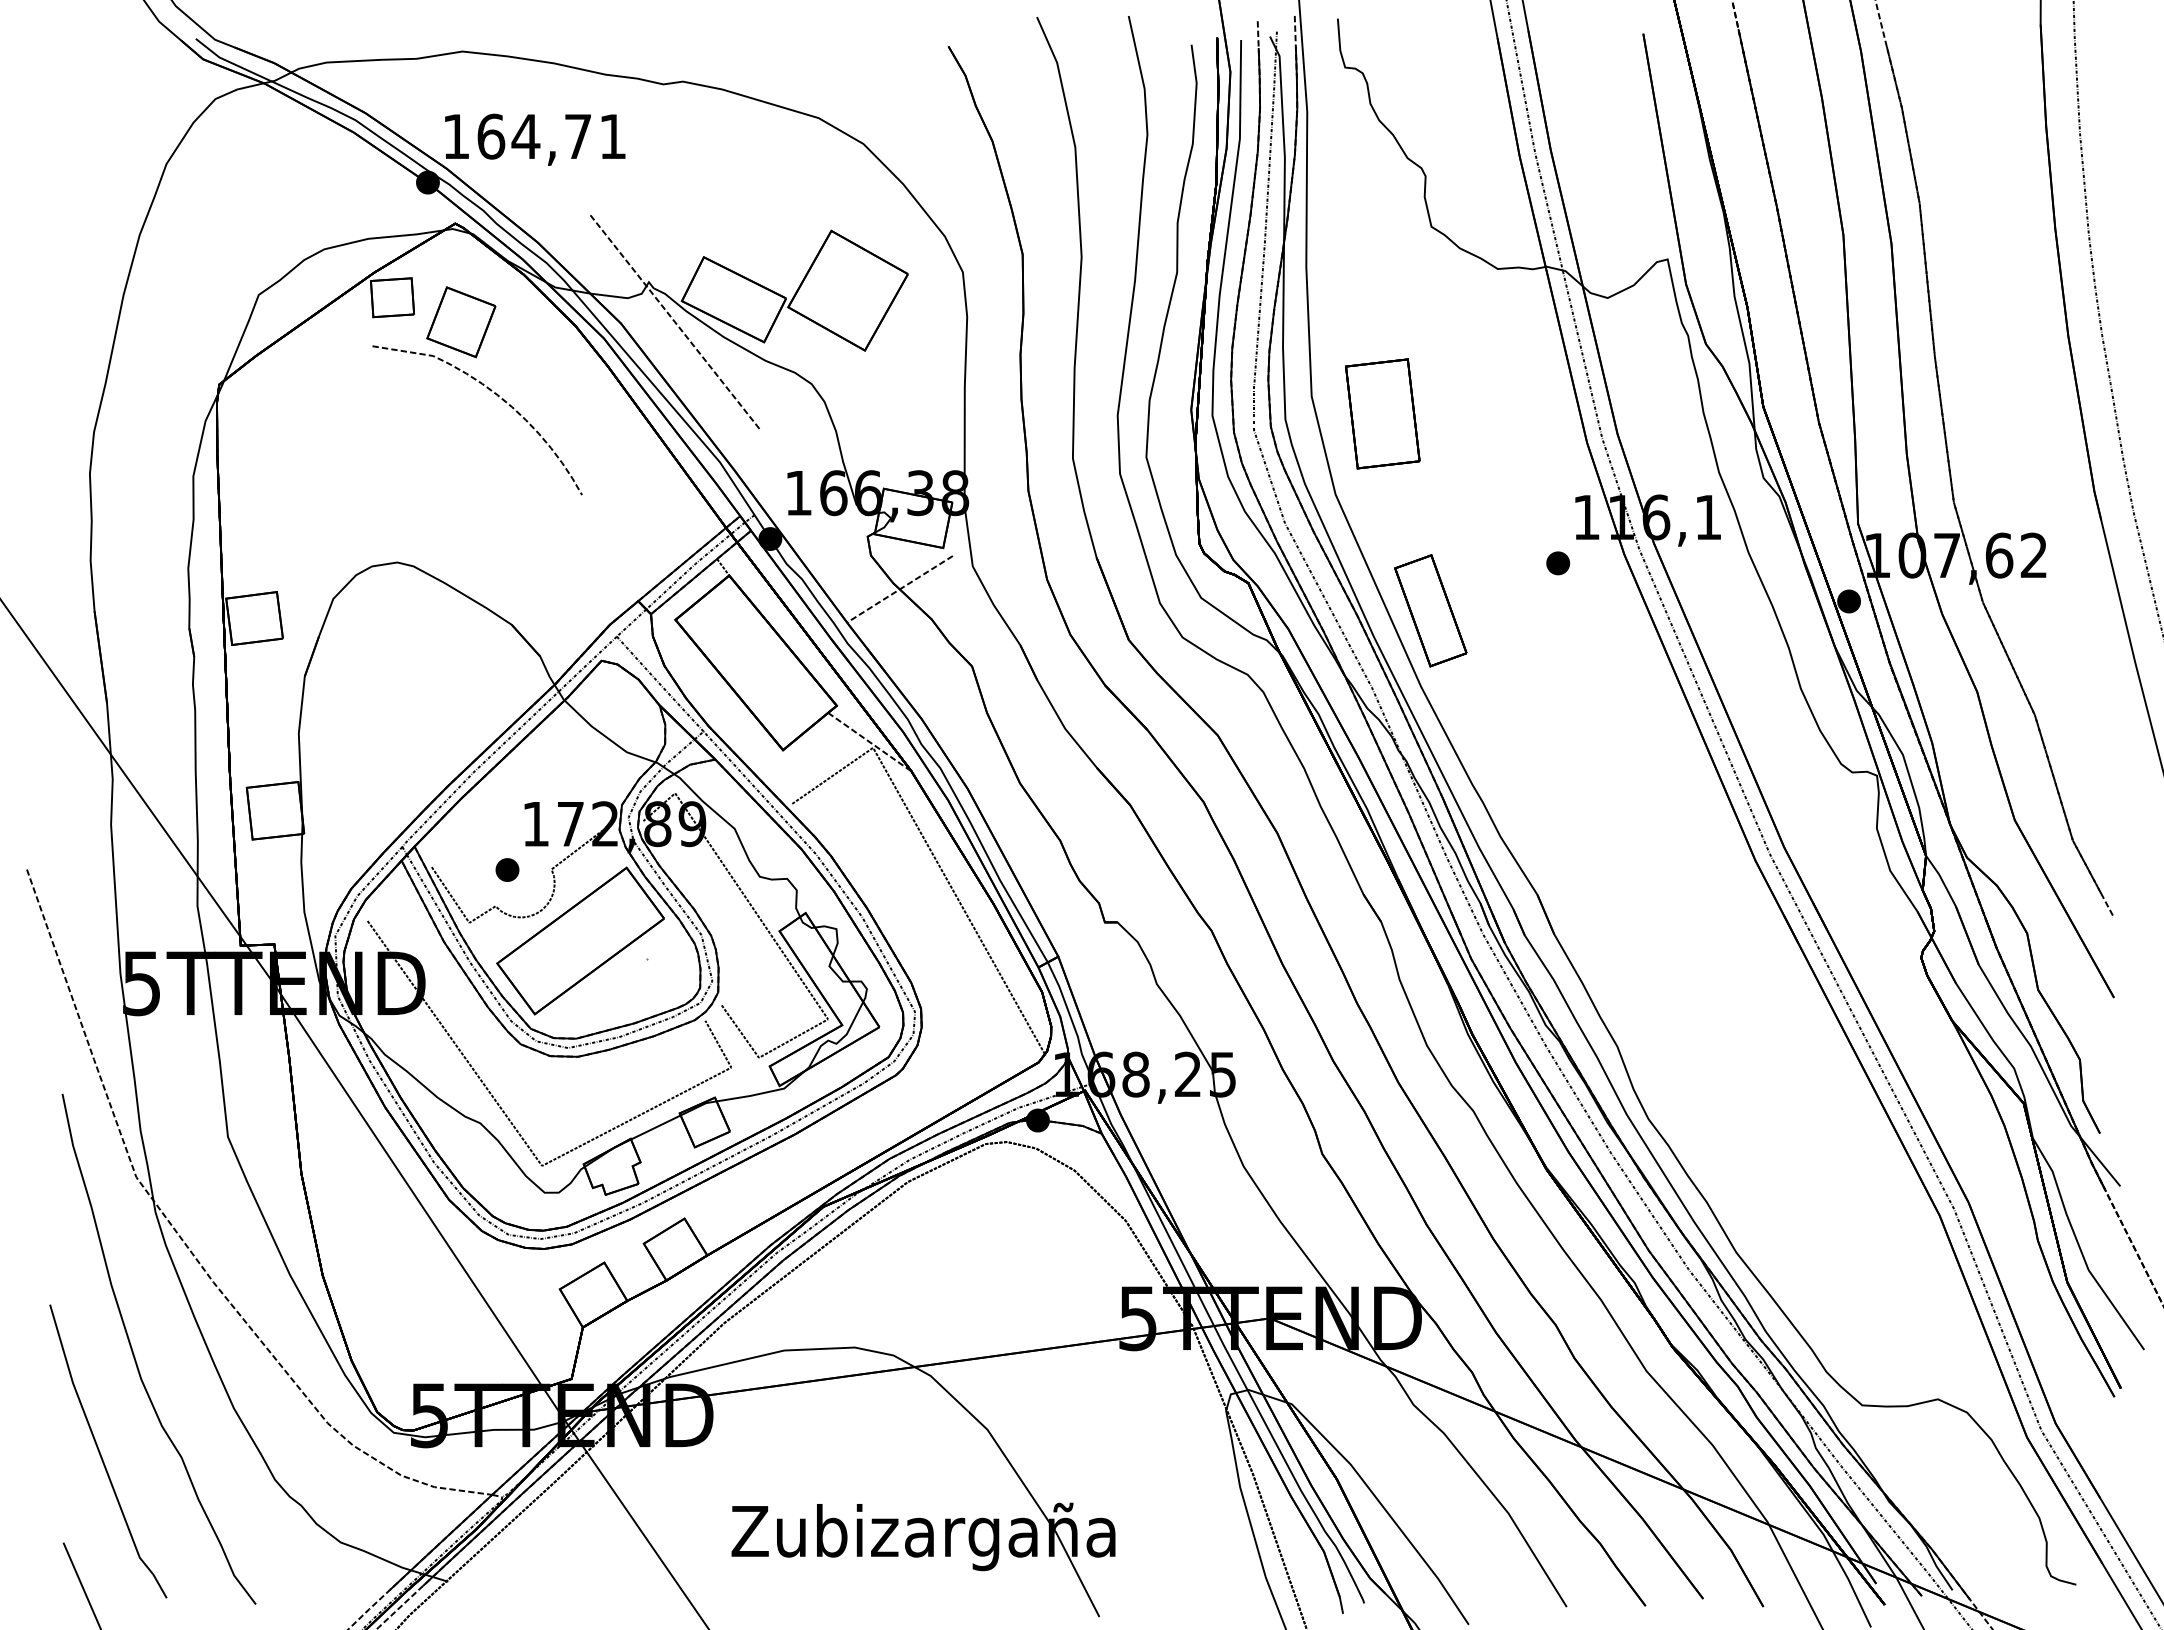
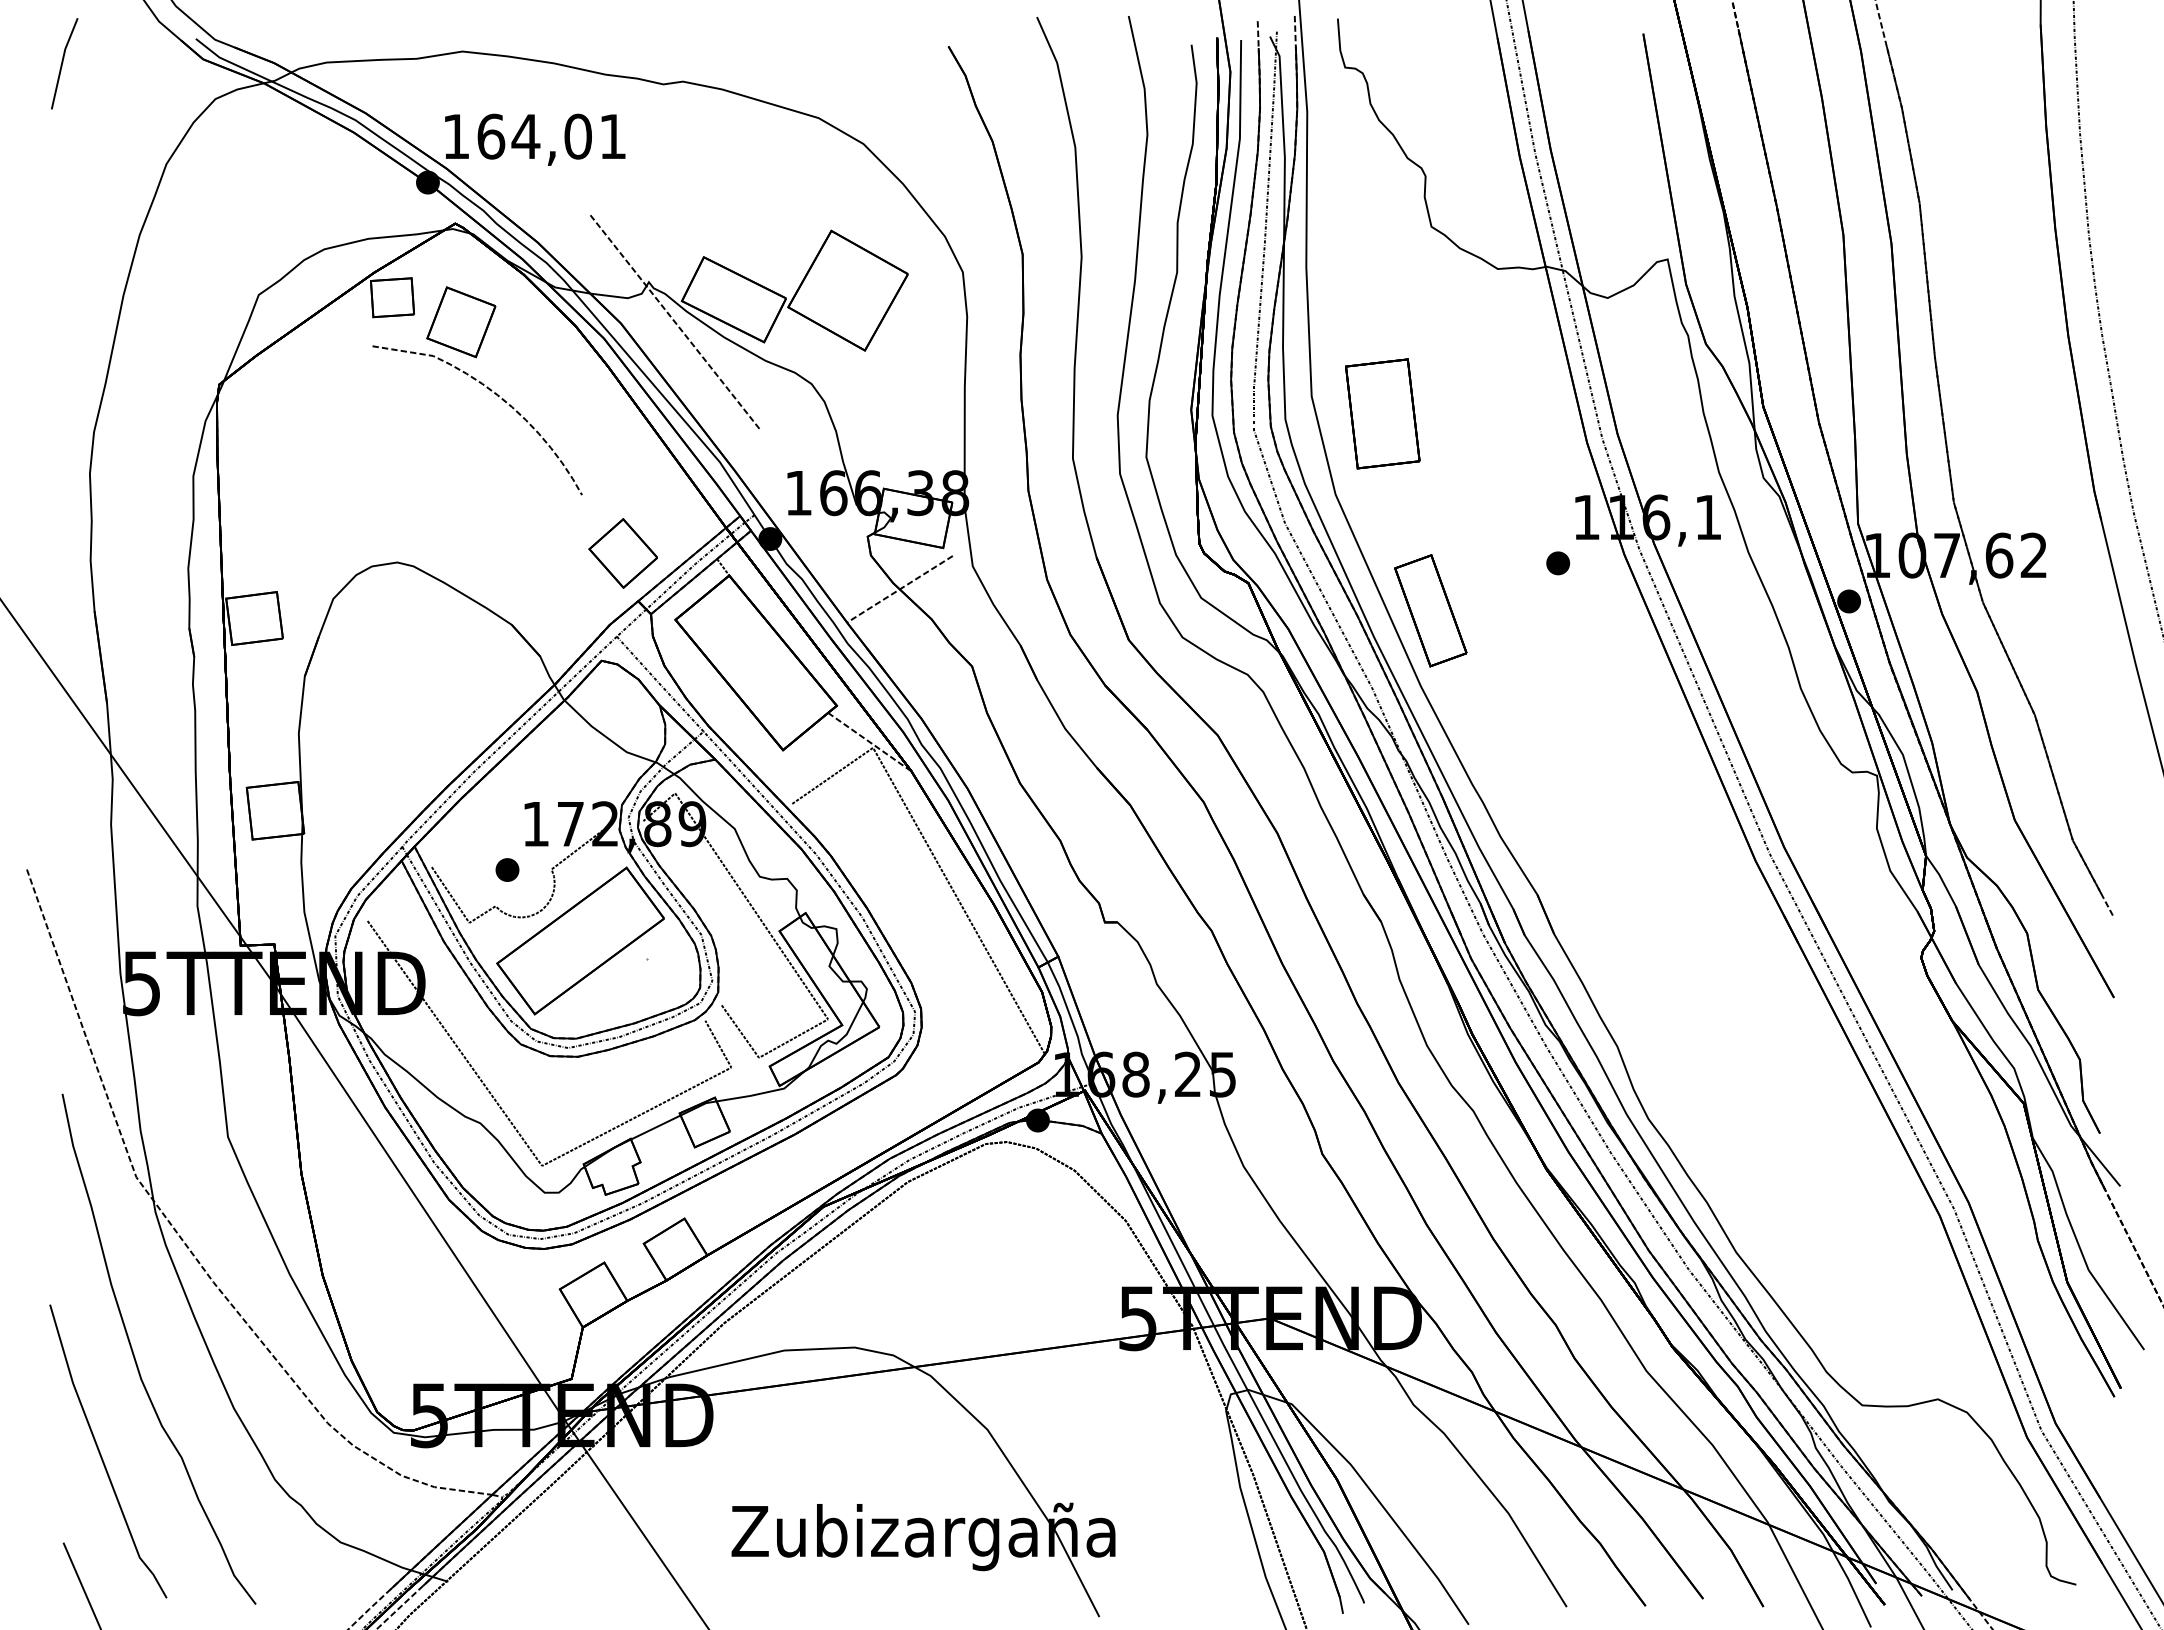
line: none -> present (63, 62)
text: 164,71 -> 164,01 (577, 136)
part: none -> present (622, 553)
